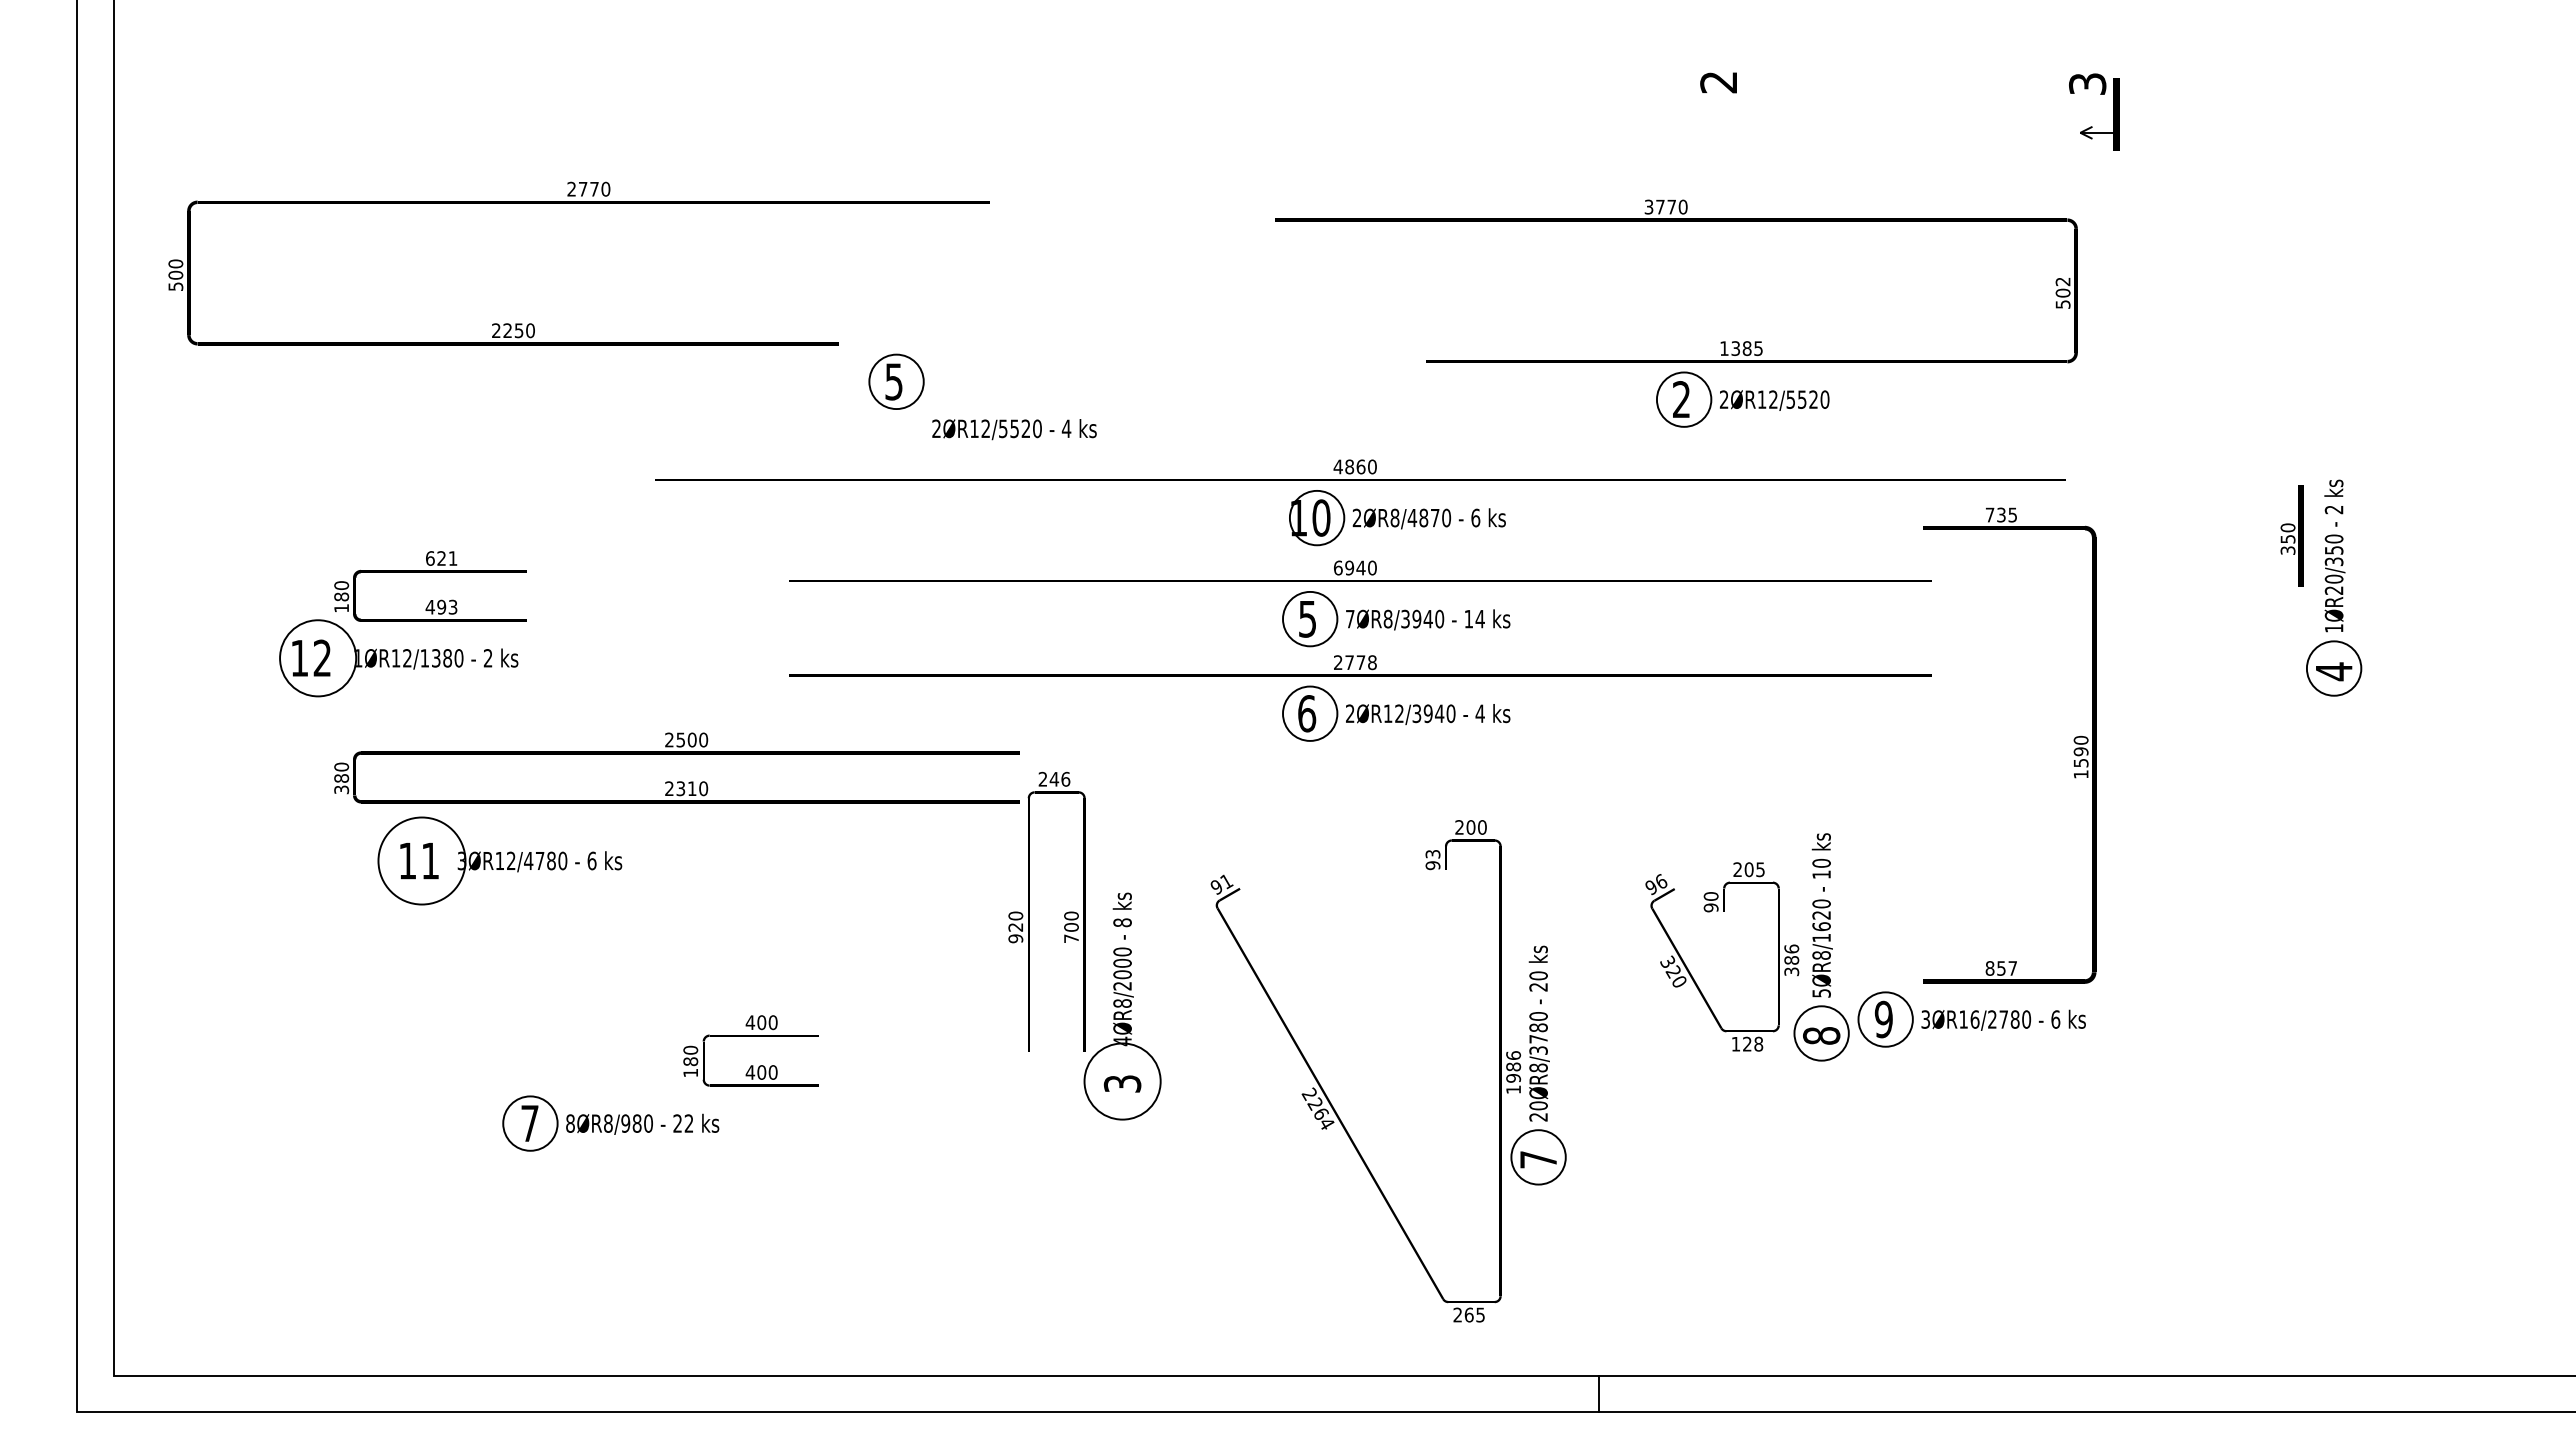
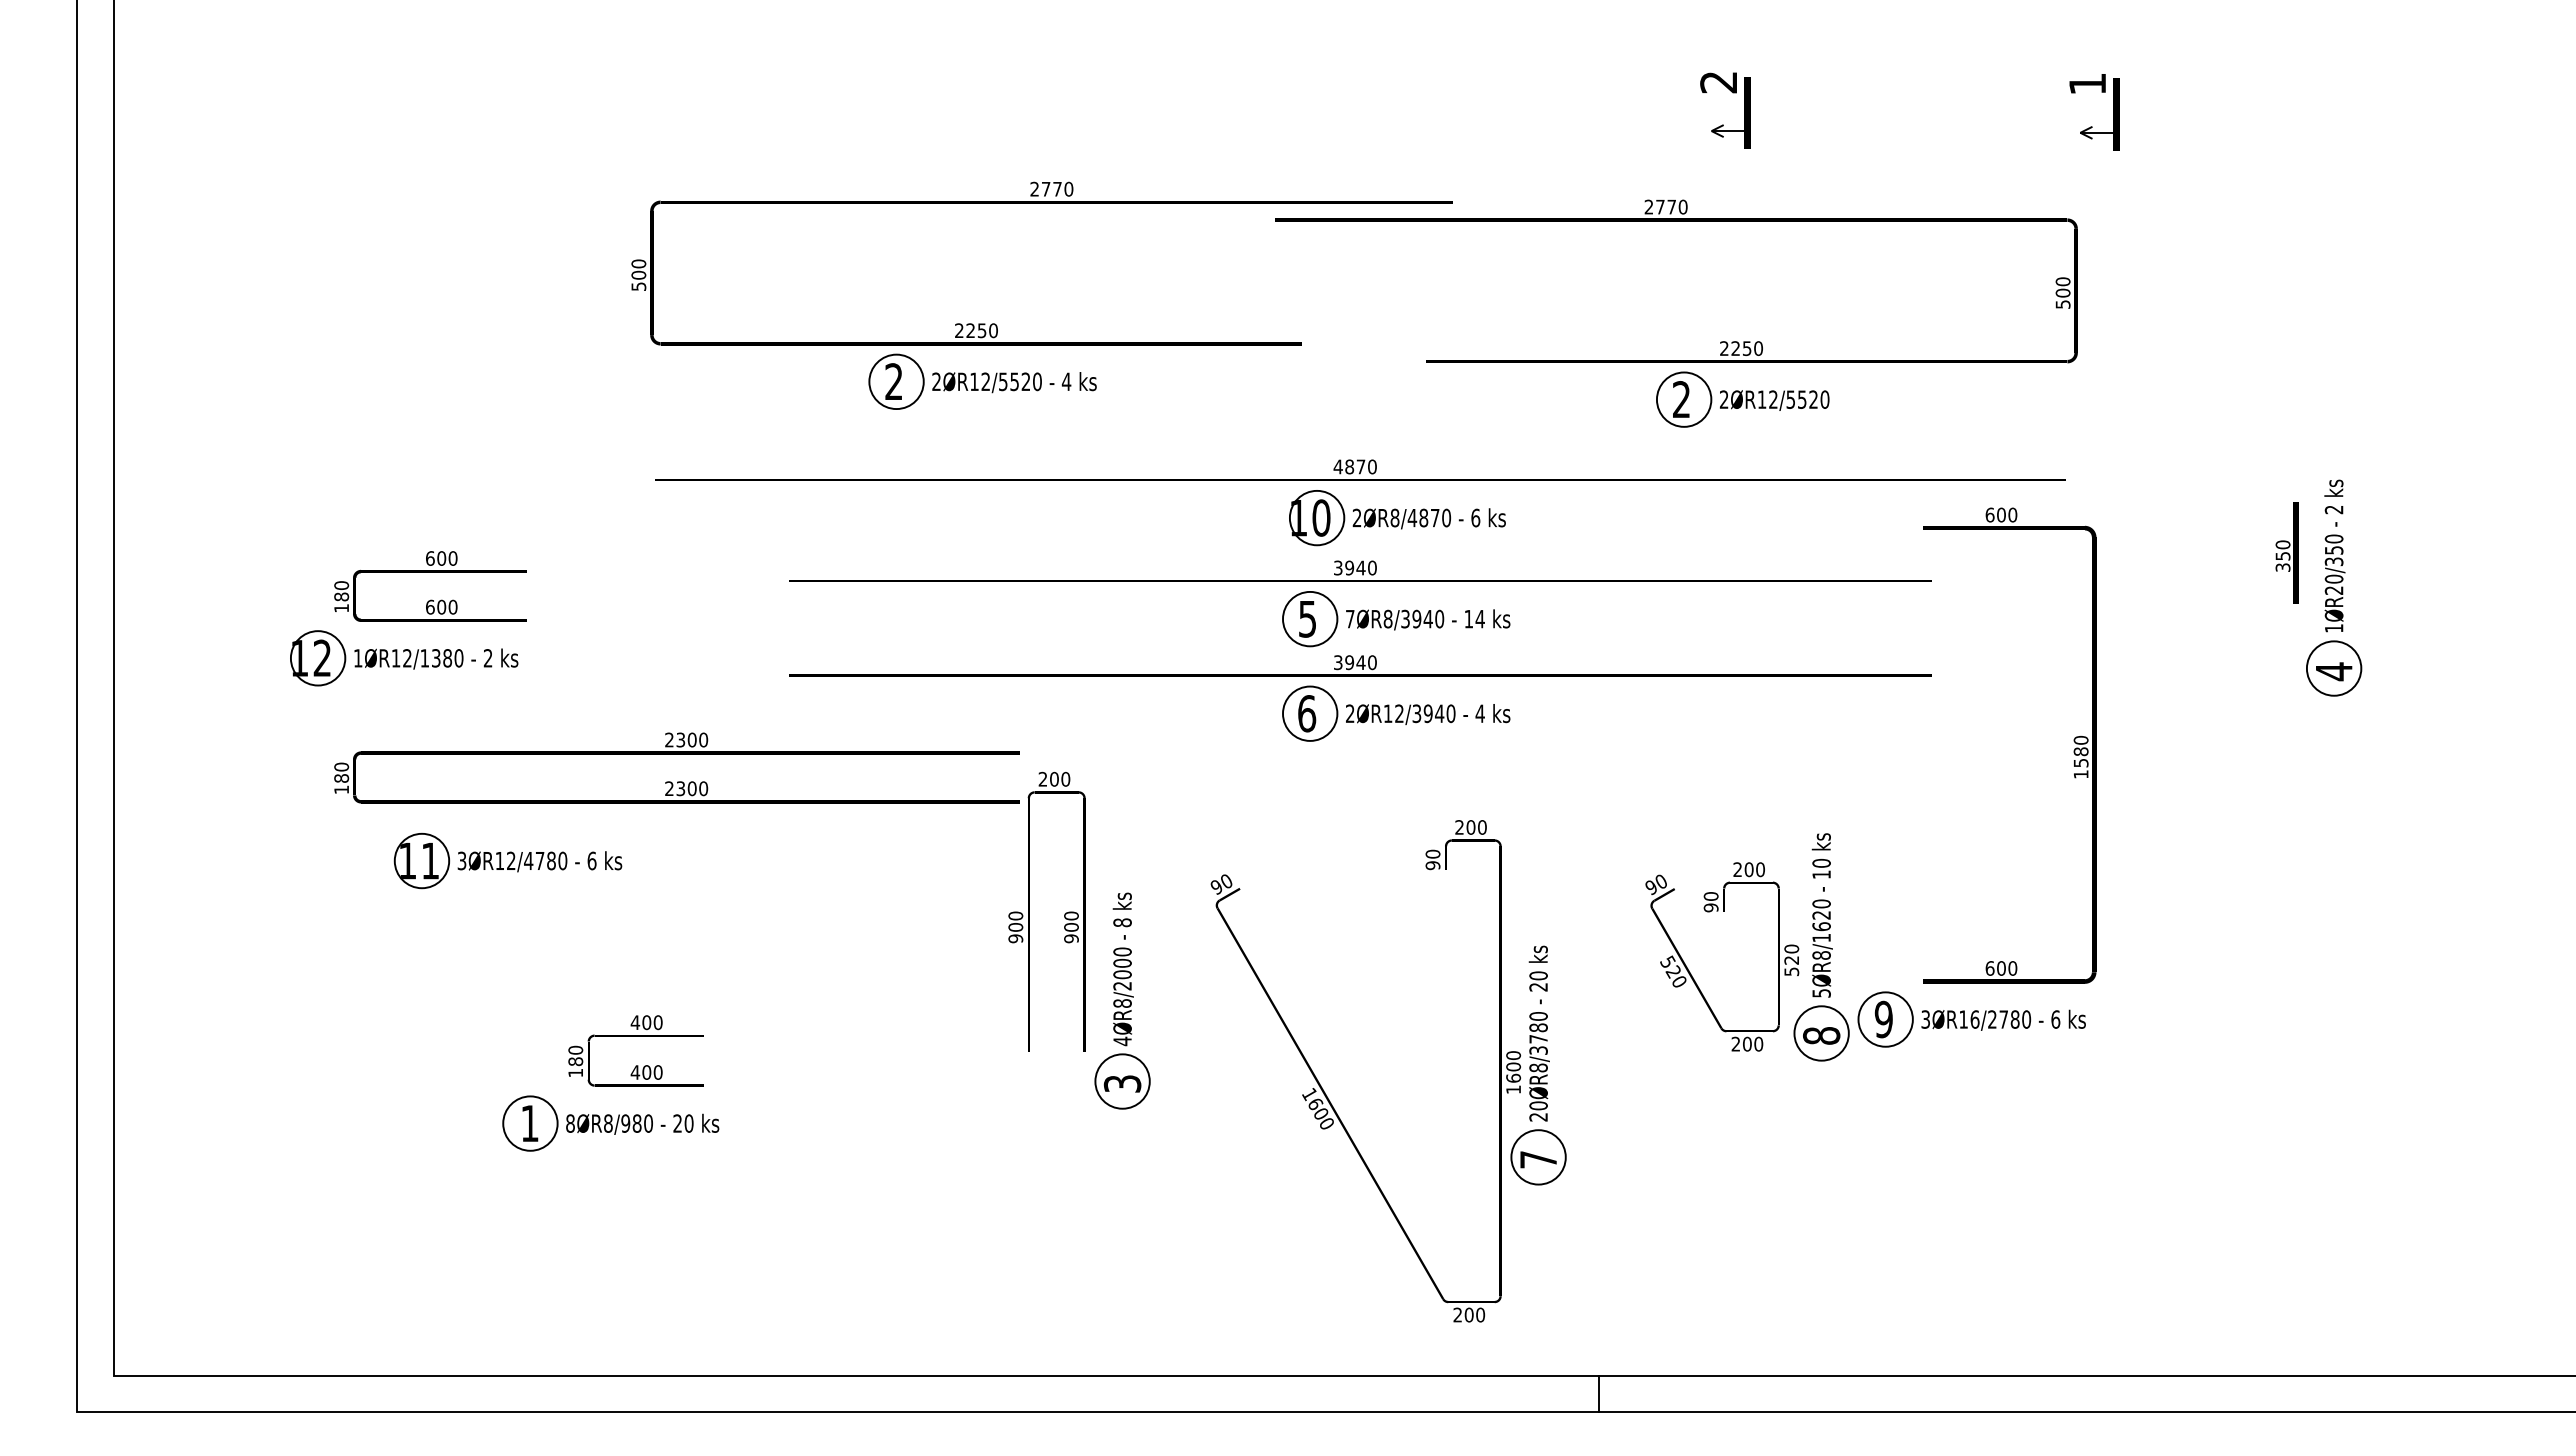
text: 3 -> 1 (2087, 83)
part: none -> present (1723, 124)
text: 3770 -> 2770 (1648, 207)
text position: (578, 263) -> (1041, 263) (1041, 263)
text: 502 -> 500 (2062, 281)
text: 1385 -> 2250 (1741, 348)
text: 5 -> 2 (893, 381)
text position: (1014, 429) -> (1014, 382) (1014, 382)
text: 4860 -> 4870 (1360, 466)
text: 735 -> 600 (2001, 514)
text position: (2291, 535) -> (2286, 552) (2286, 552)
text: 621 -> 600 (447, 558)
text: 6940 -> 3940 (1338, 567)
text: 493 -> 600 (441, 606)
circle diameter: 76 px -> 54 px (317, 658)
text: 2778 -> 3940 (1355, 662)
text: 2500 -> 2300 (681, 739)
text: 1590 -> 1580 (2080, 751)
text: 246 -> 200 (1059, 778)
text: 2310 -> 2300 (691, 788)
text: 380 -> 180 (341, 789)
text: 93 -> 90 (1432, 853)
circle diameter: 87 px -> 54 px (421, 860)
text: 205 -> 200 (1760, 869)
text: 91 -> 90 (1226, 881)
text: 96 -> 90 (1661, 881)
text: 920 -> 900 (1015, 927)
text: 700 -> 900 (1071, 938)
text: 386 -> 520 (1791, 959)
text: 320 -> 520 (1669, 961)
text: 857 -> 600 (2001, 968)
text: 128 -> 200 (1747, 1043)
text position: (750, 1050) -> (635, 1050) (635, 1050)
text: 1986 -> 1600 (1513, 1066)
circle diameter: 76 px -> 54 px (1122, 1081)
text: 2264 -> 1600 (1317, 1108)
text: 7 -> 1 (529, 1123)
text: 22 -> 20 (688, 1123)
text: 265 -> 200 (1474, 1314)
